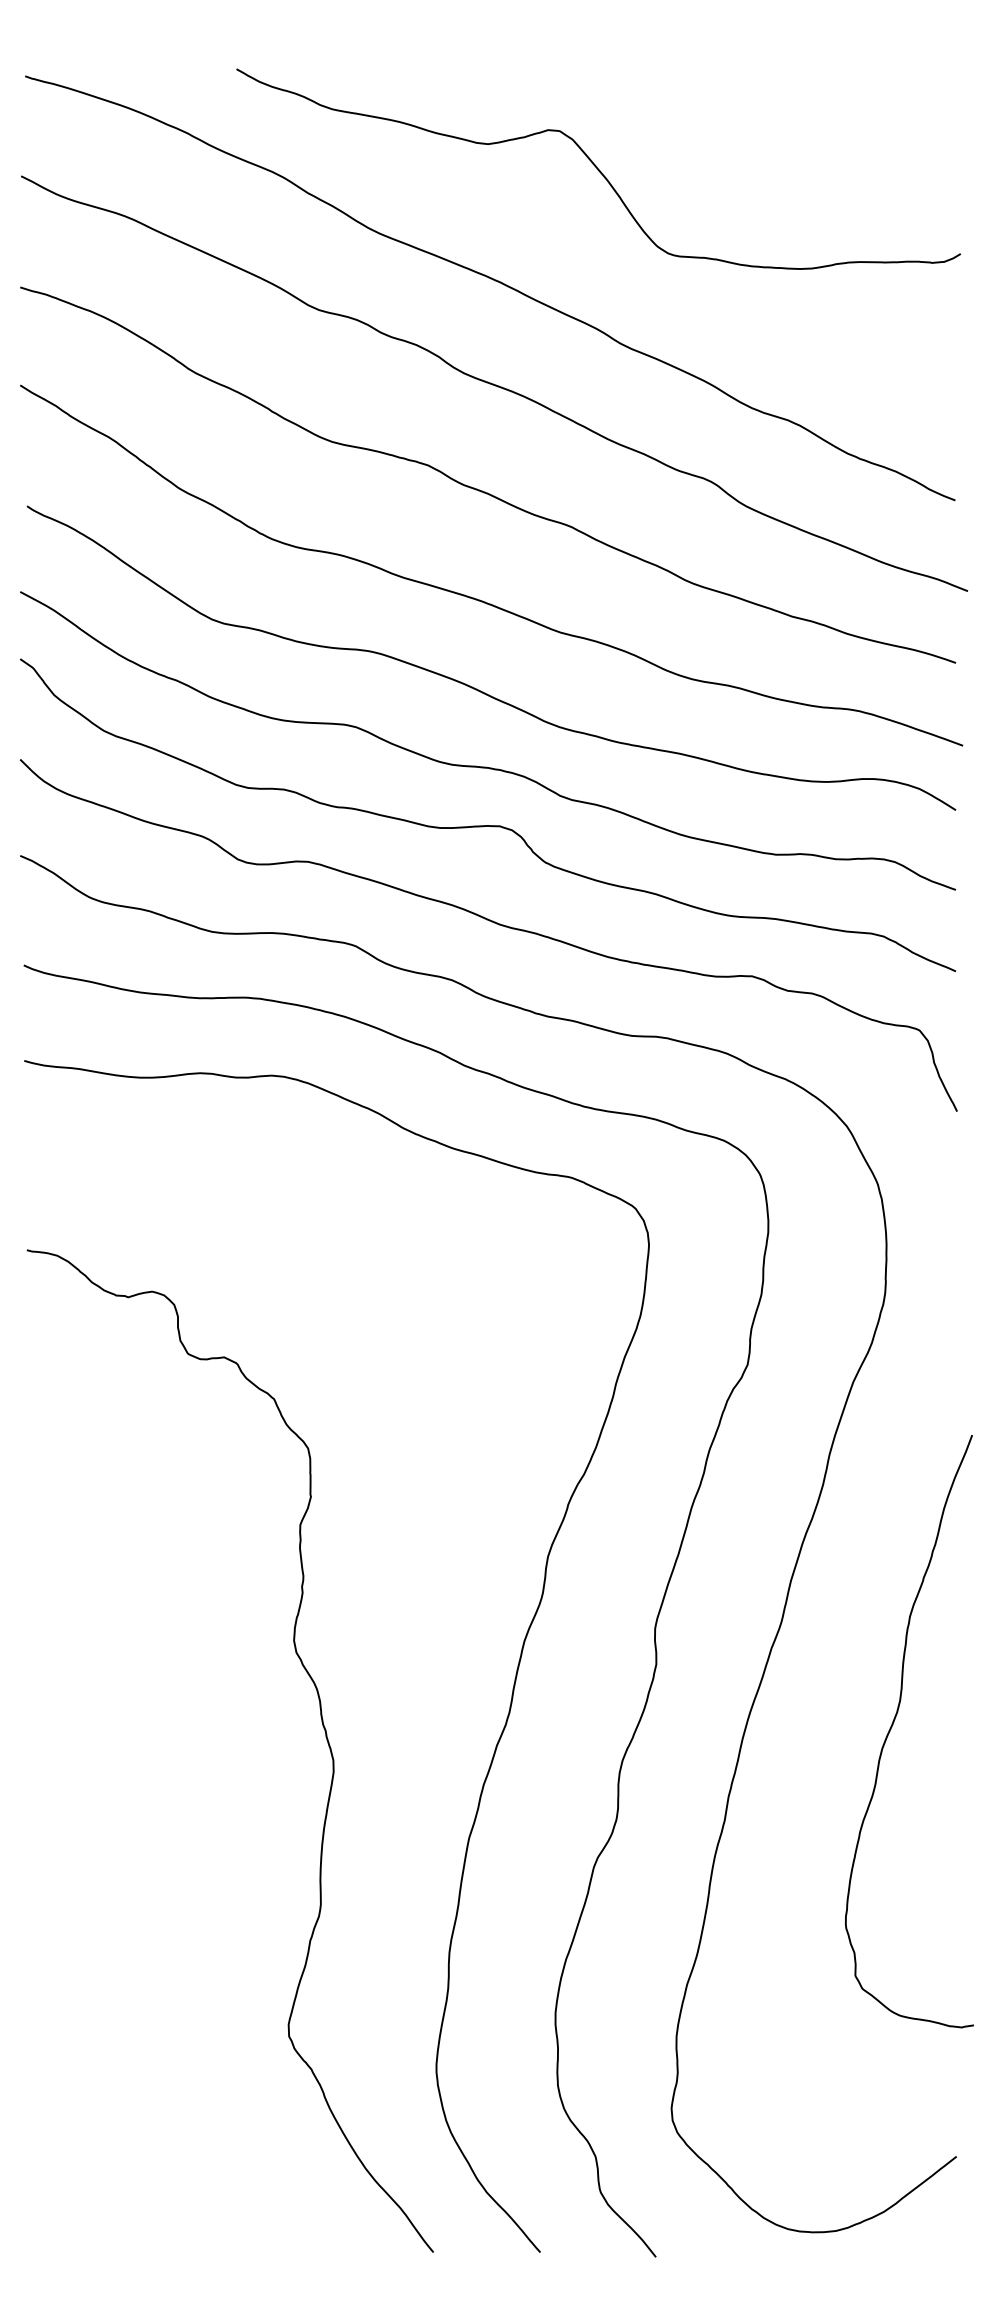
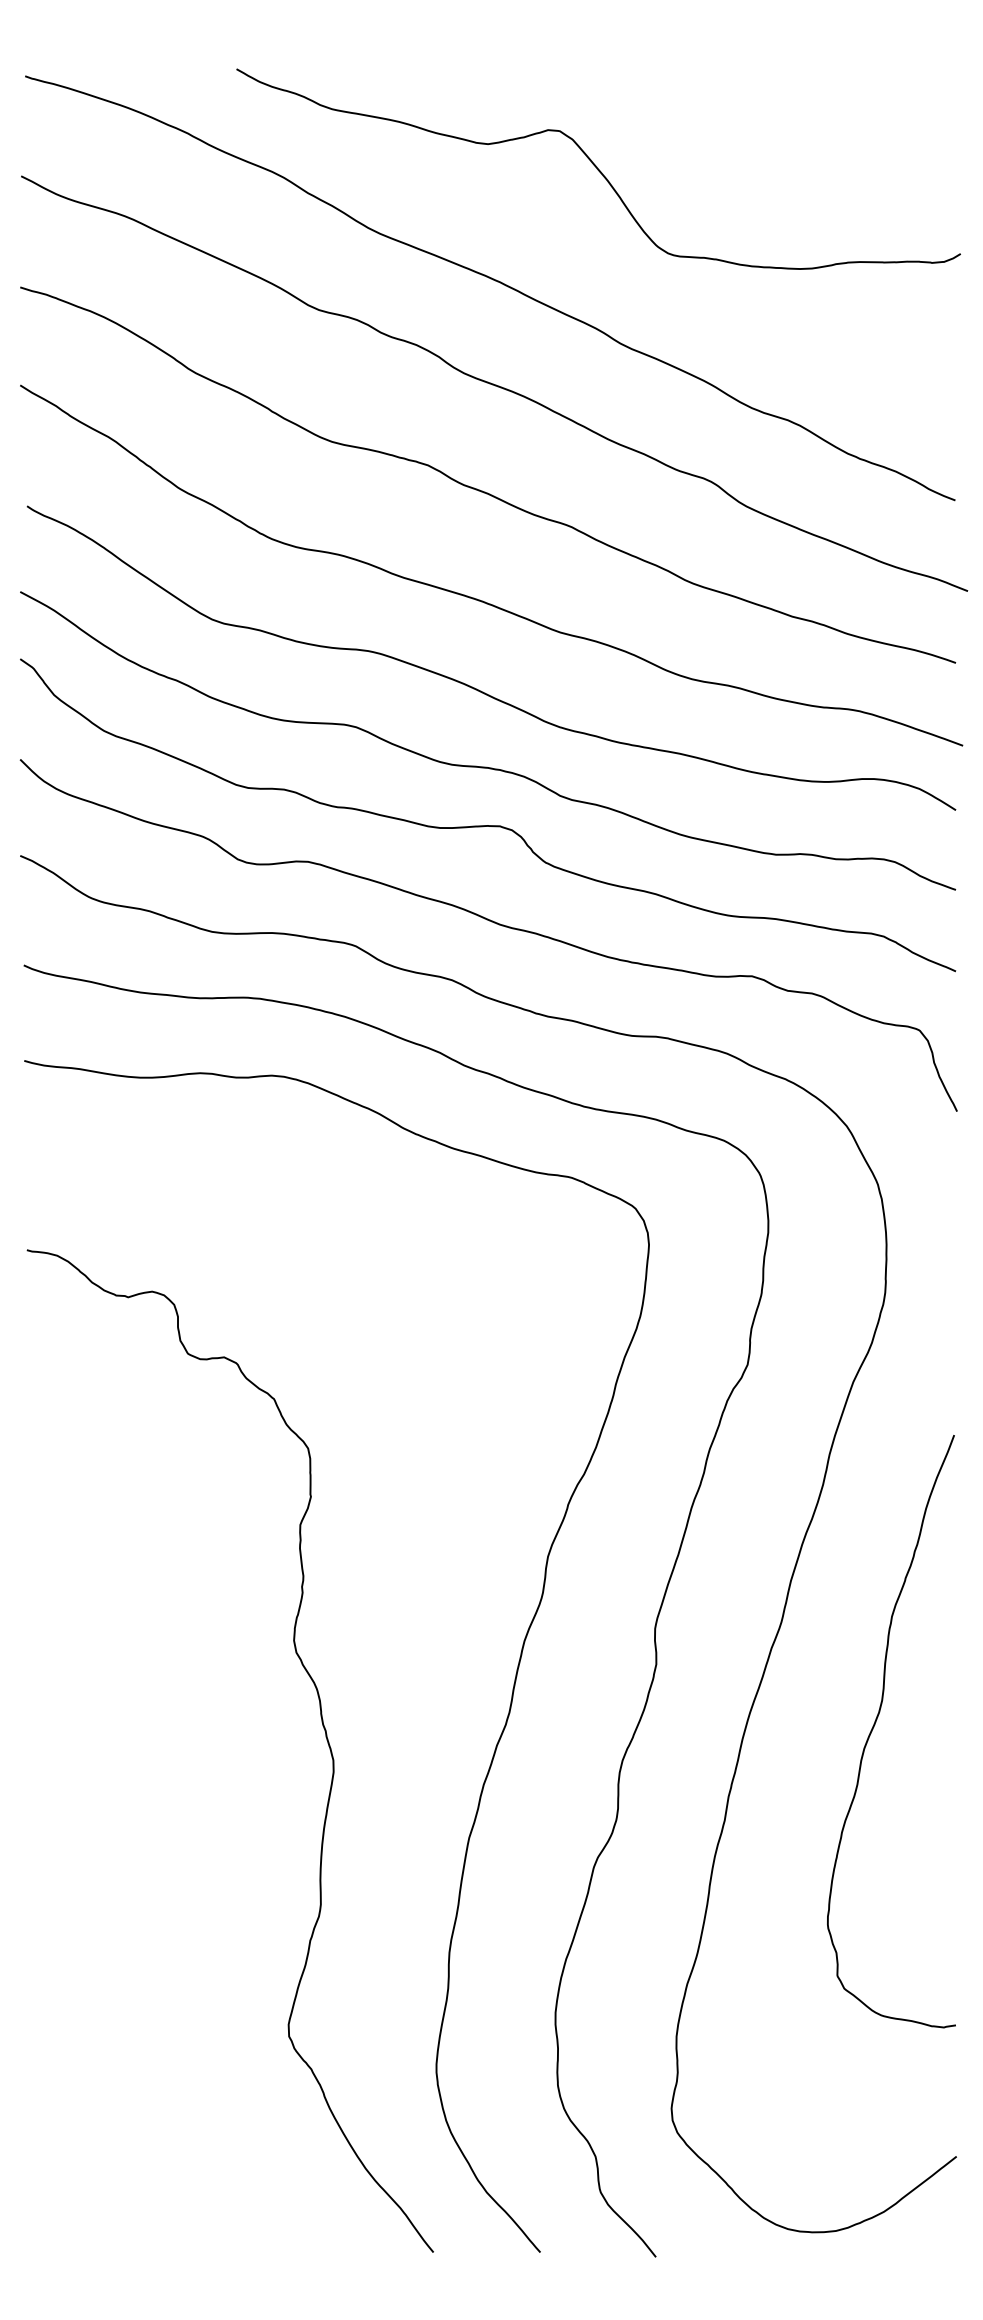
curve position: (893, 1724) -> (875, 1724) (875, 1724)
